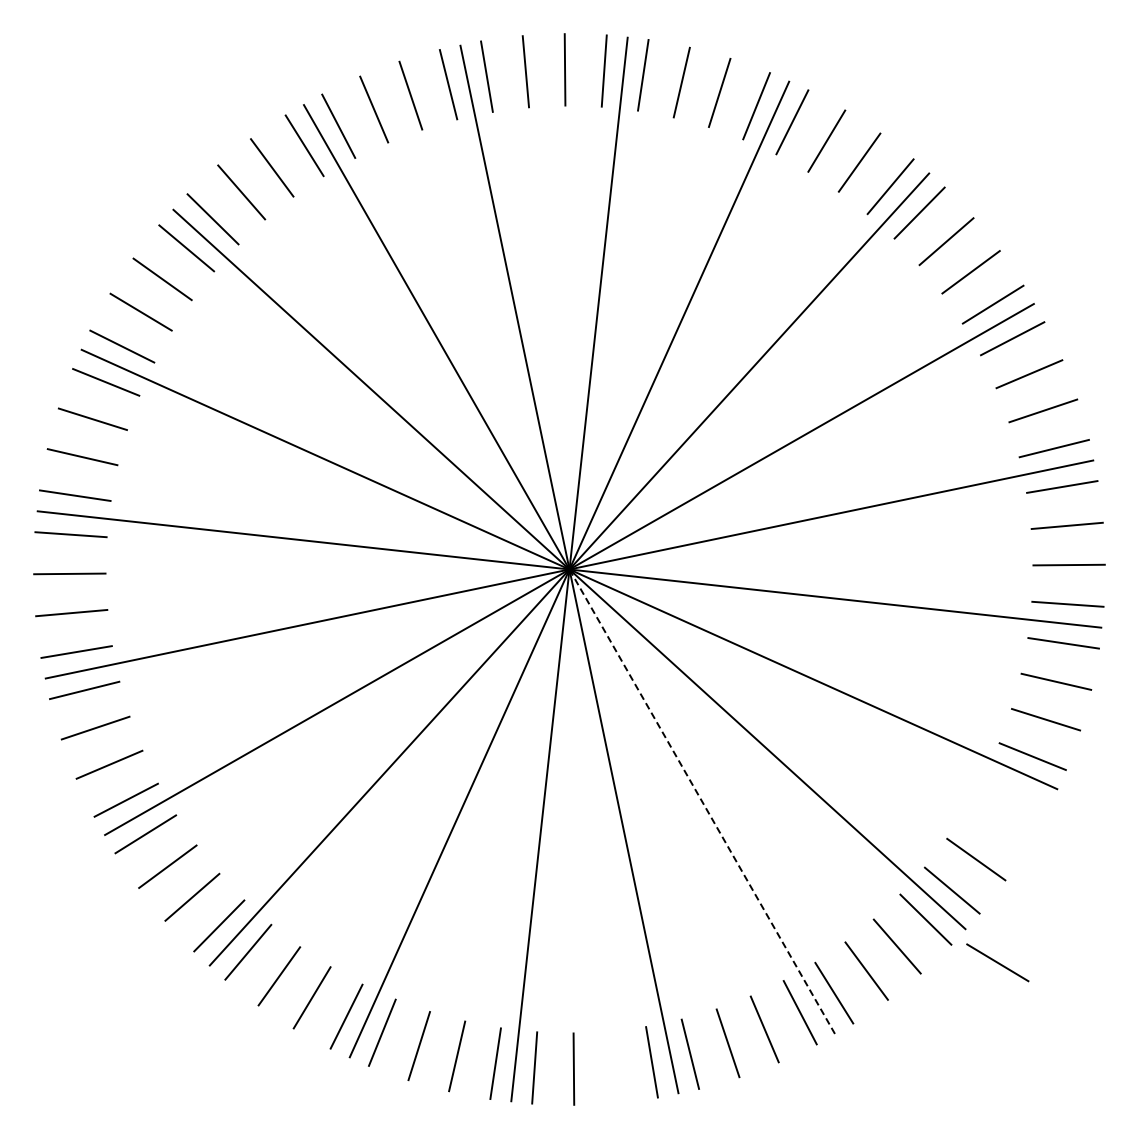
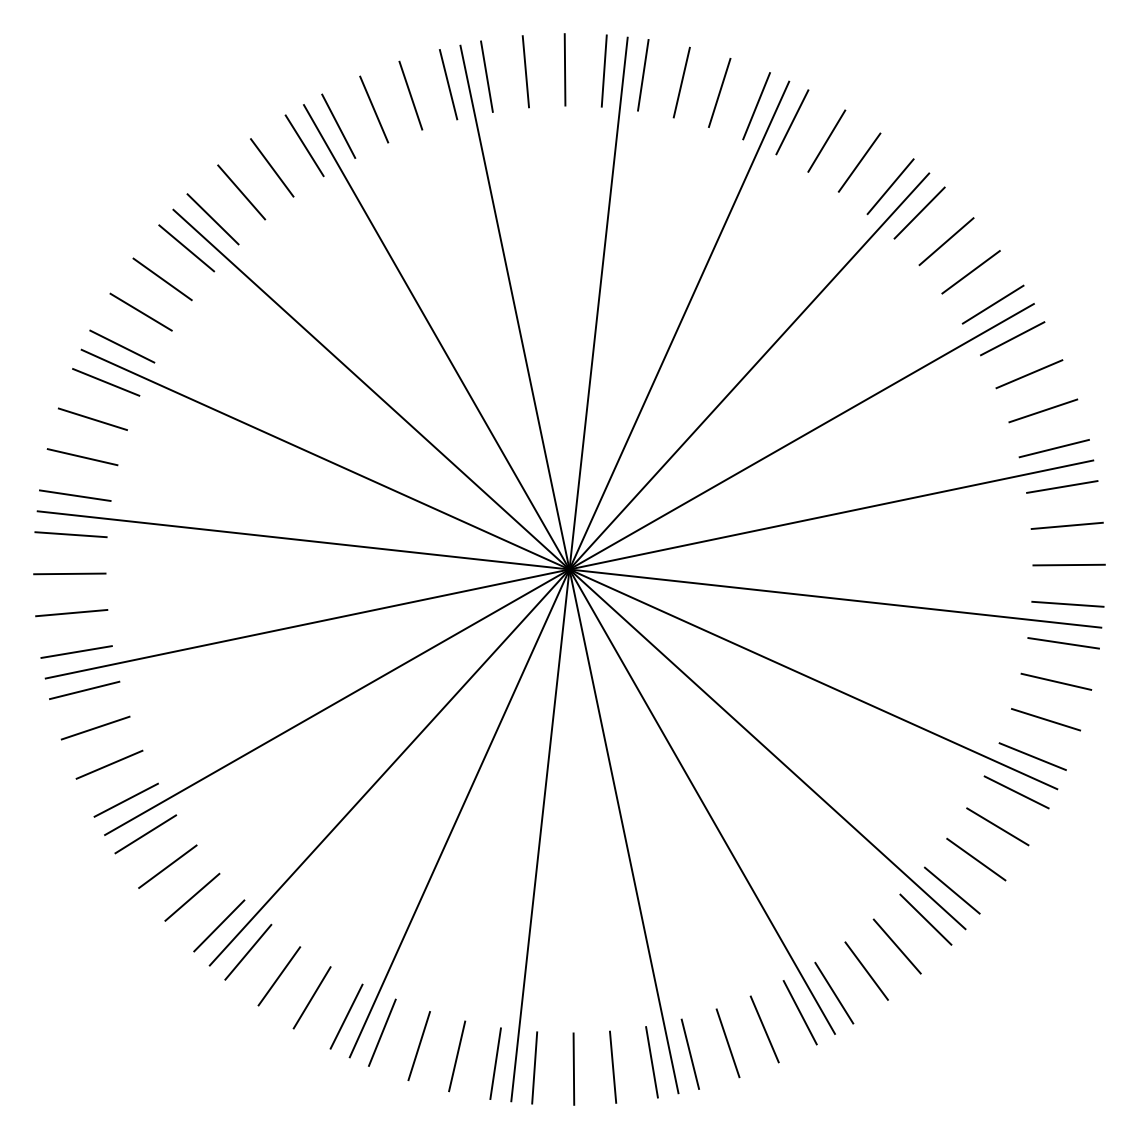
line: none -> present (1016, 792)
line: dashed -> solid (702, 802)
line position: (997, 962) -> (997, 826) (997, 826)
line: none -> present (612, 1066)
